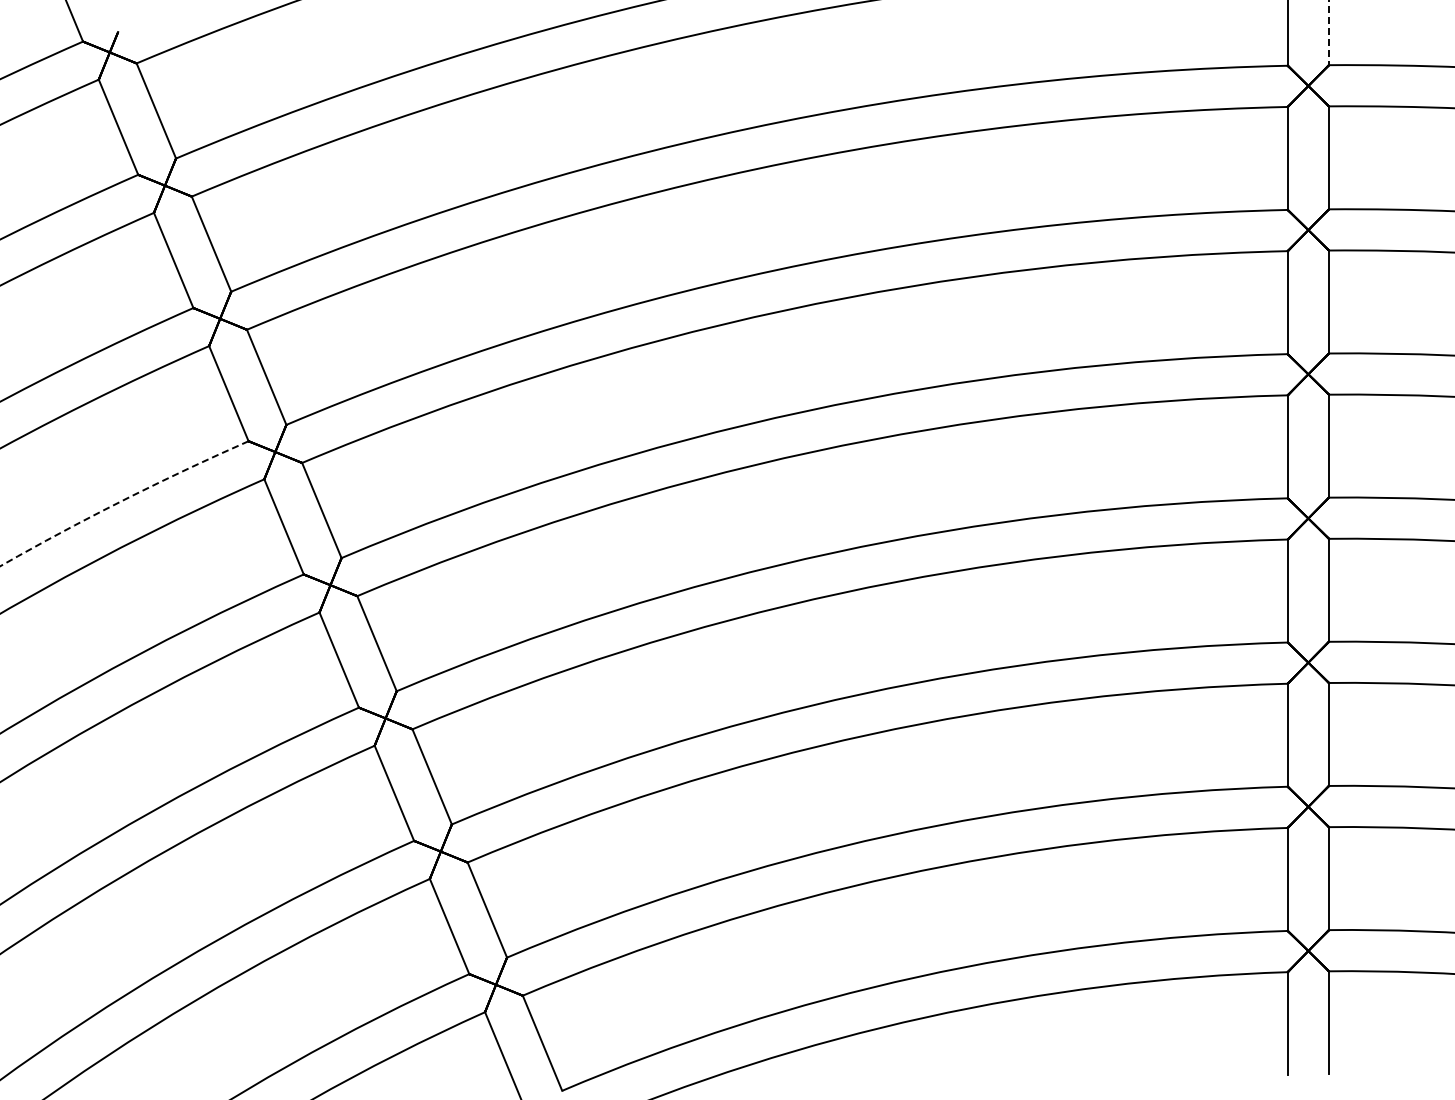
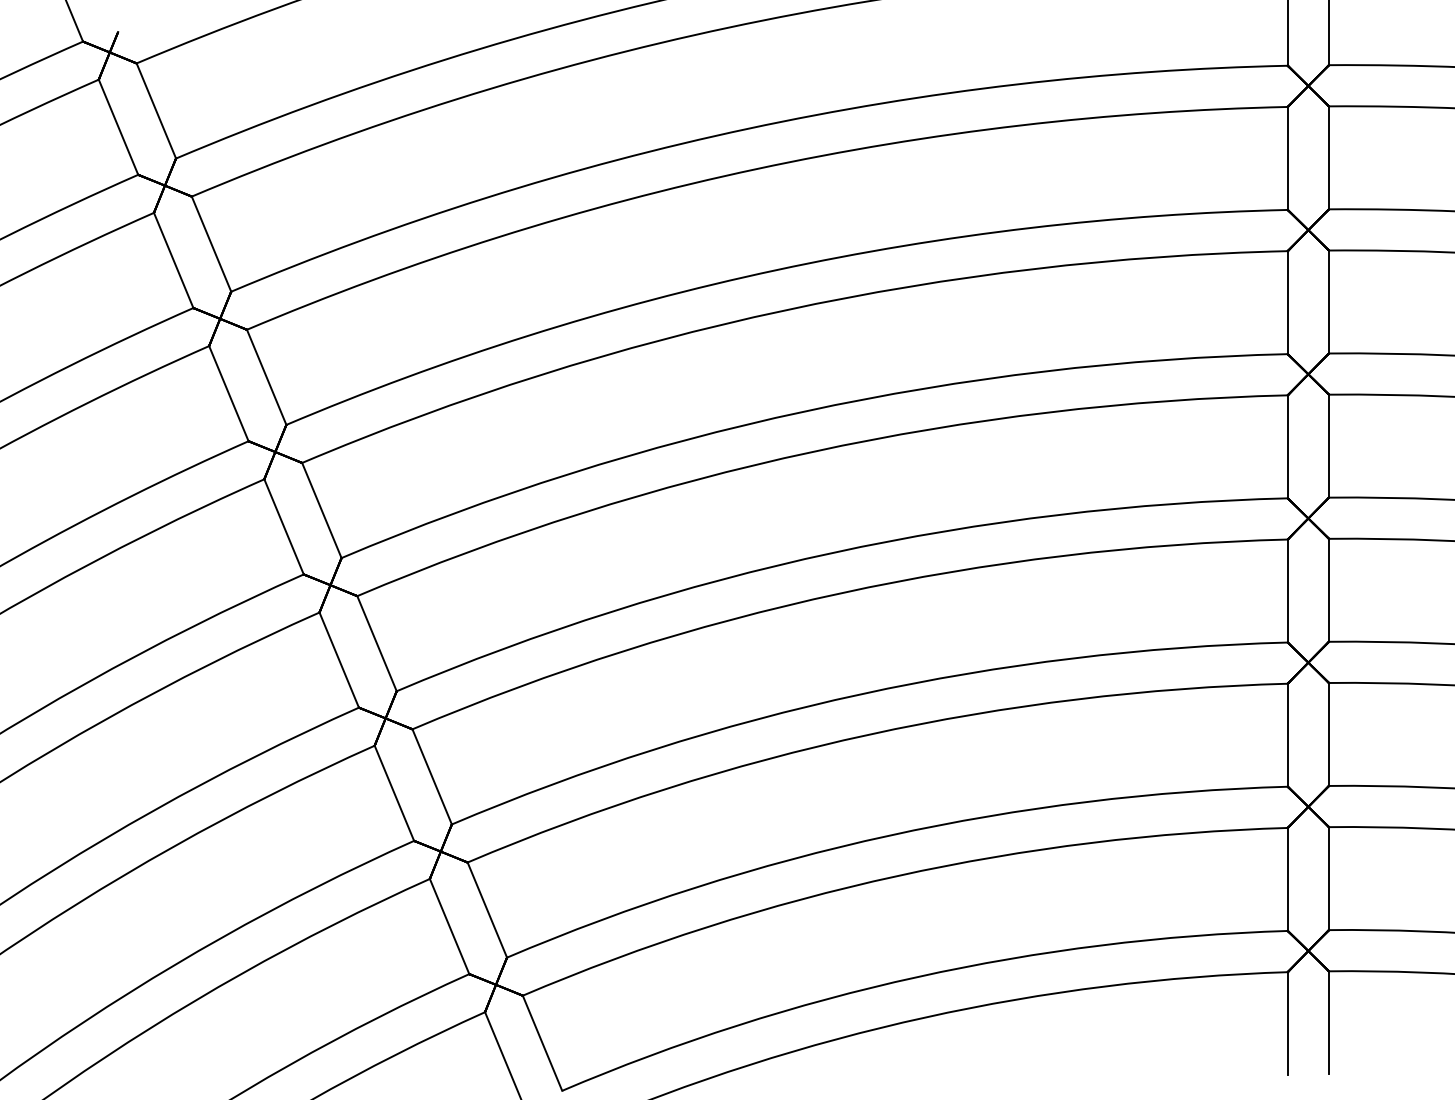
line: dashed -> solid (1328, 33)
arc: dashed -> solid (122, 500)
